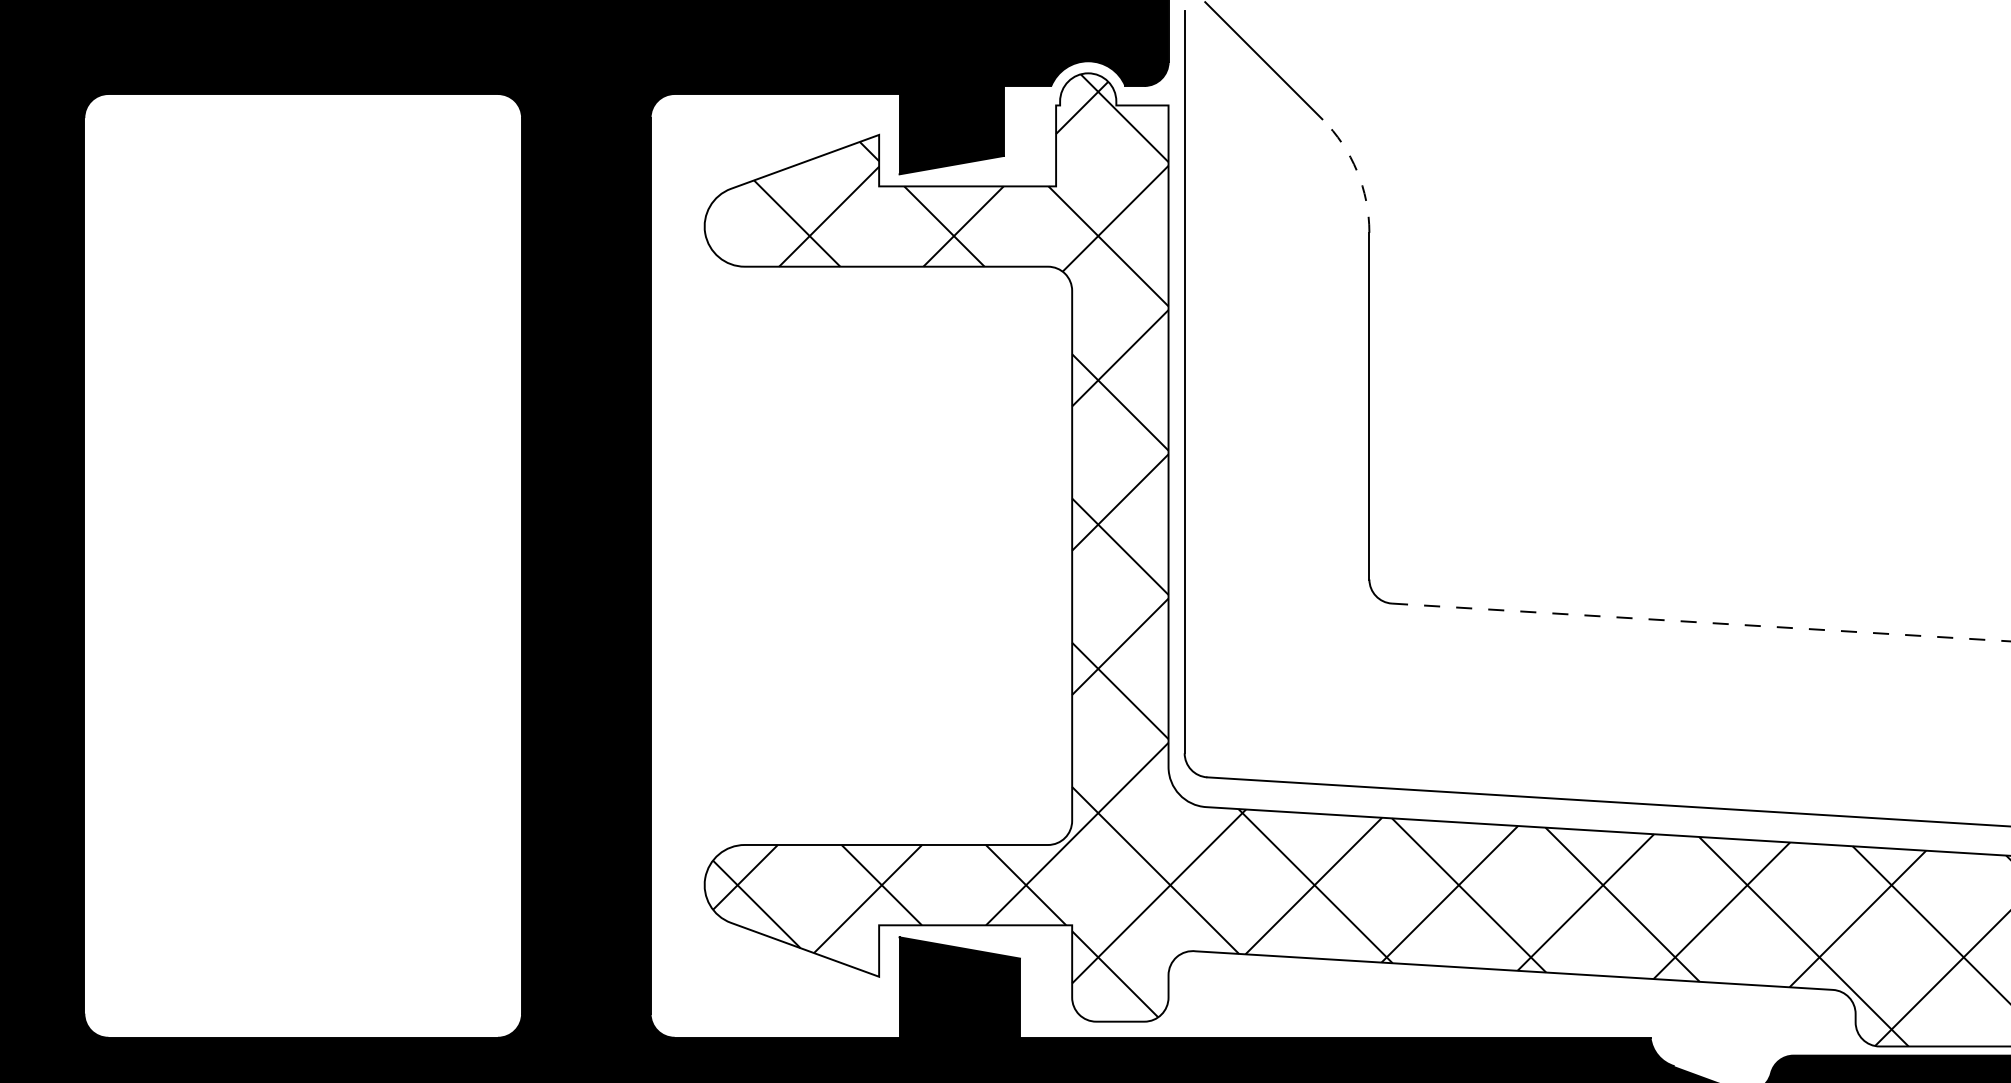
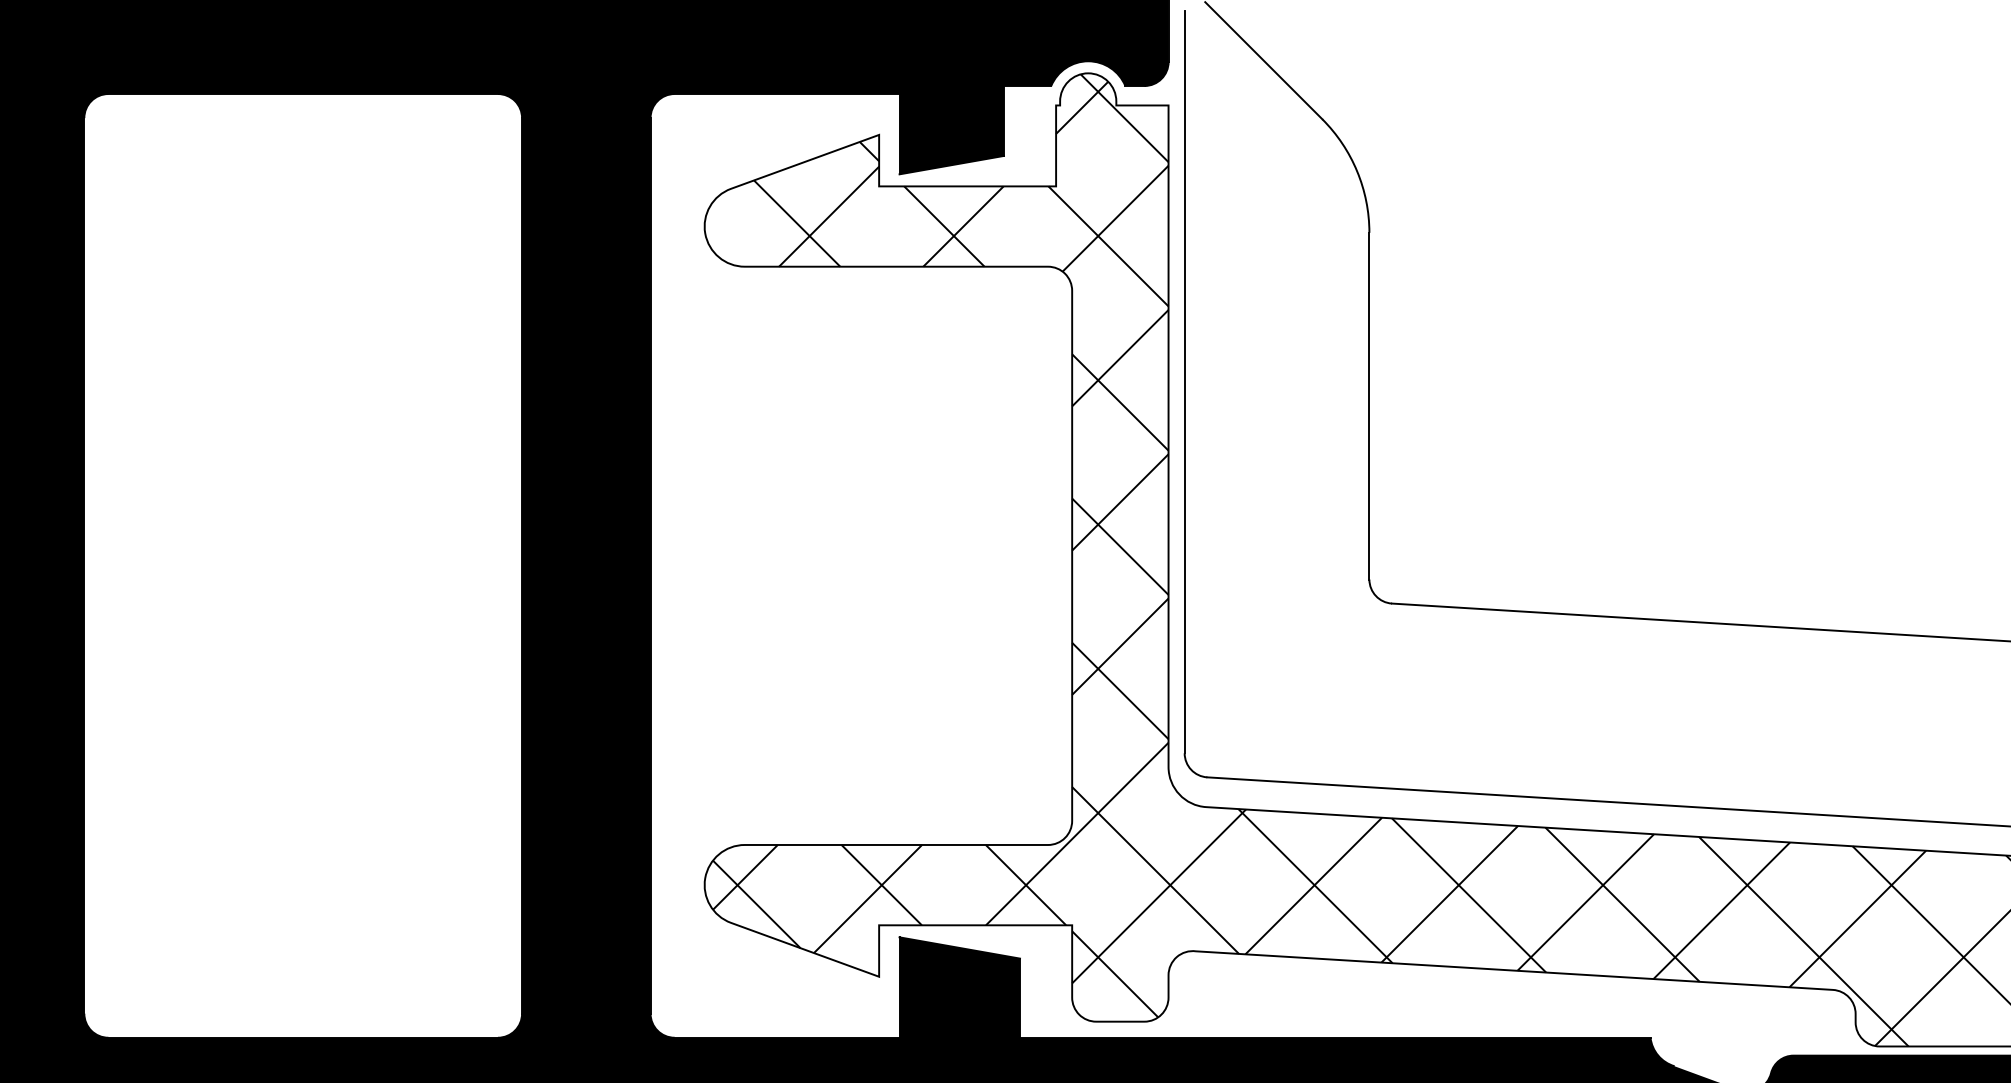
arc: dashed -> solid (1357, 171)
line: dashed -> solid (1701, 622)
